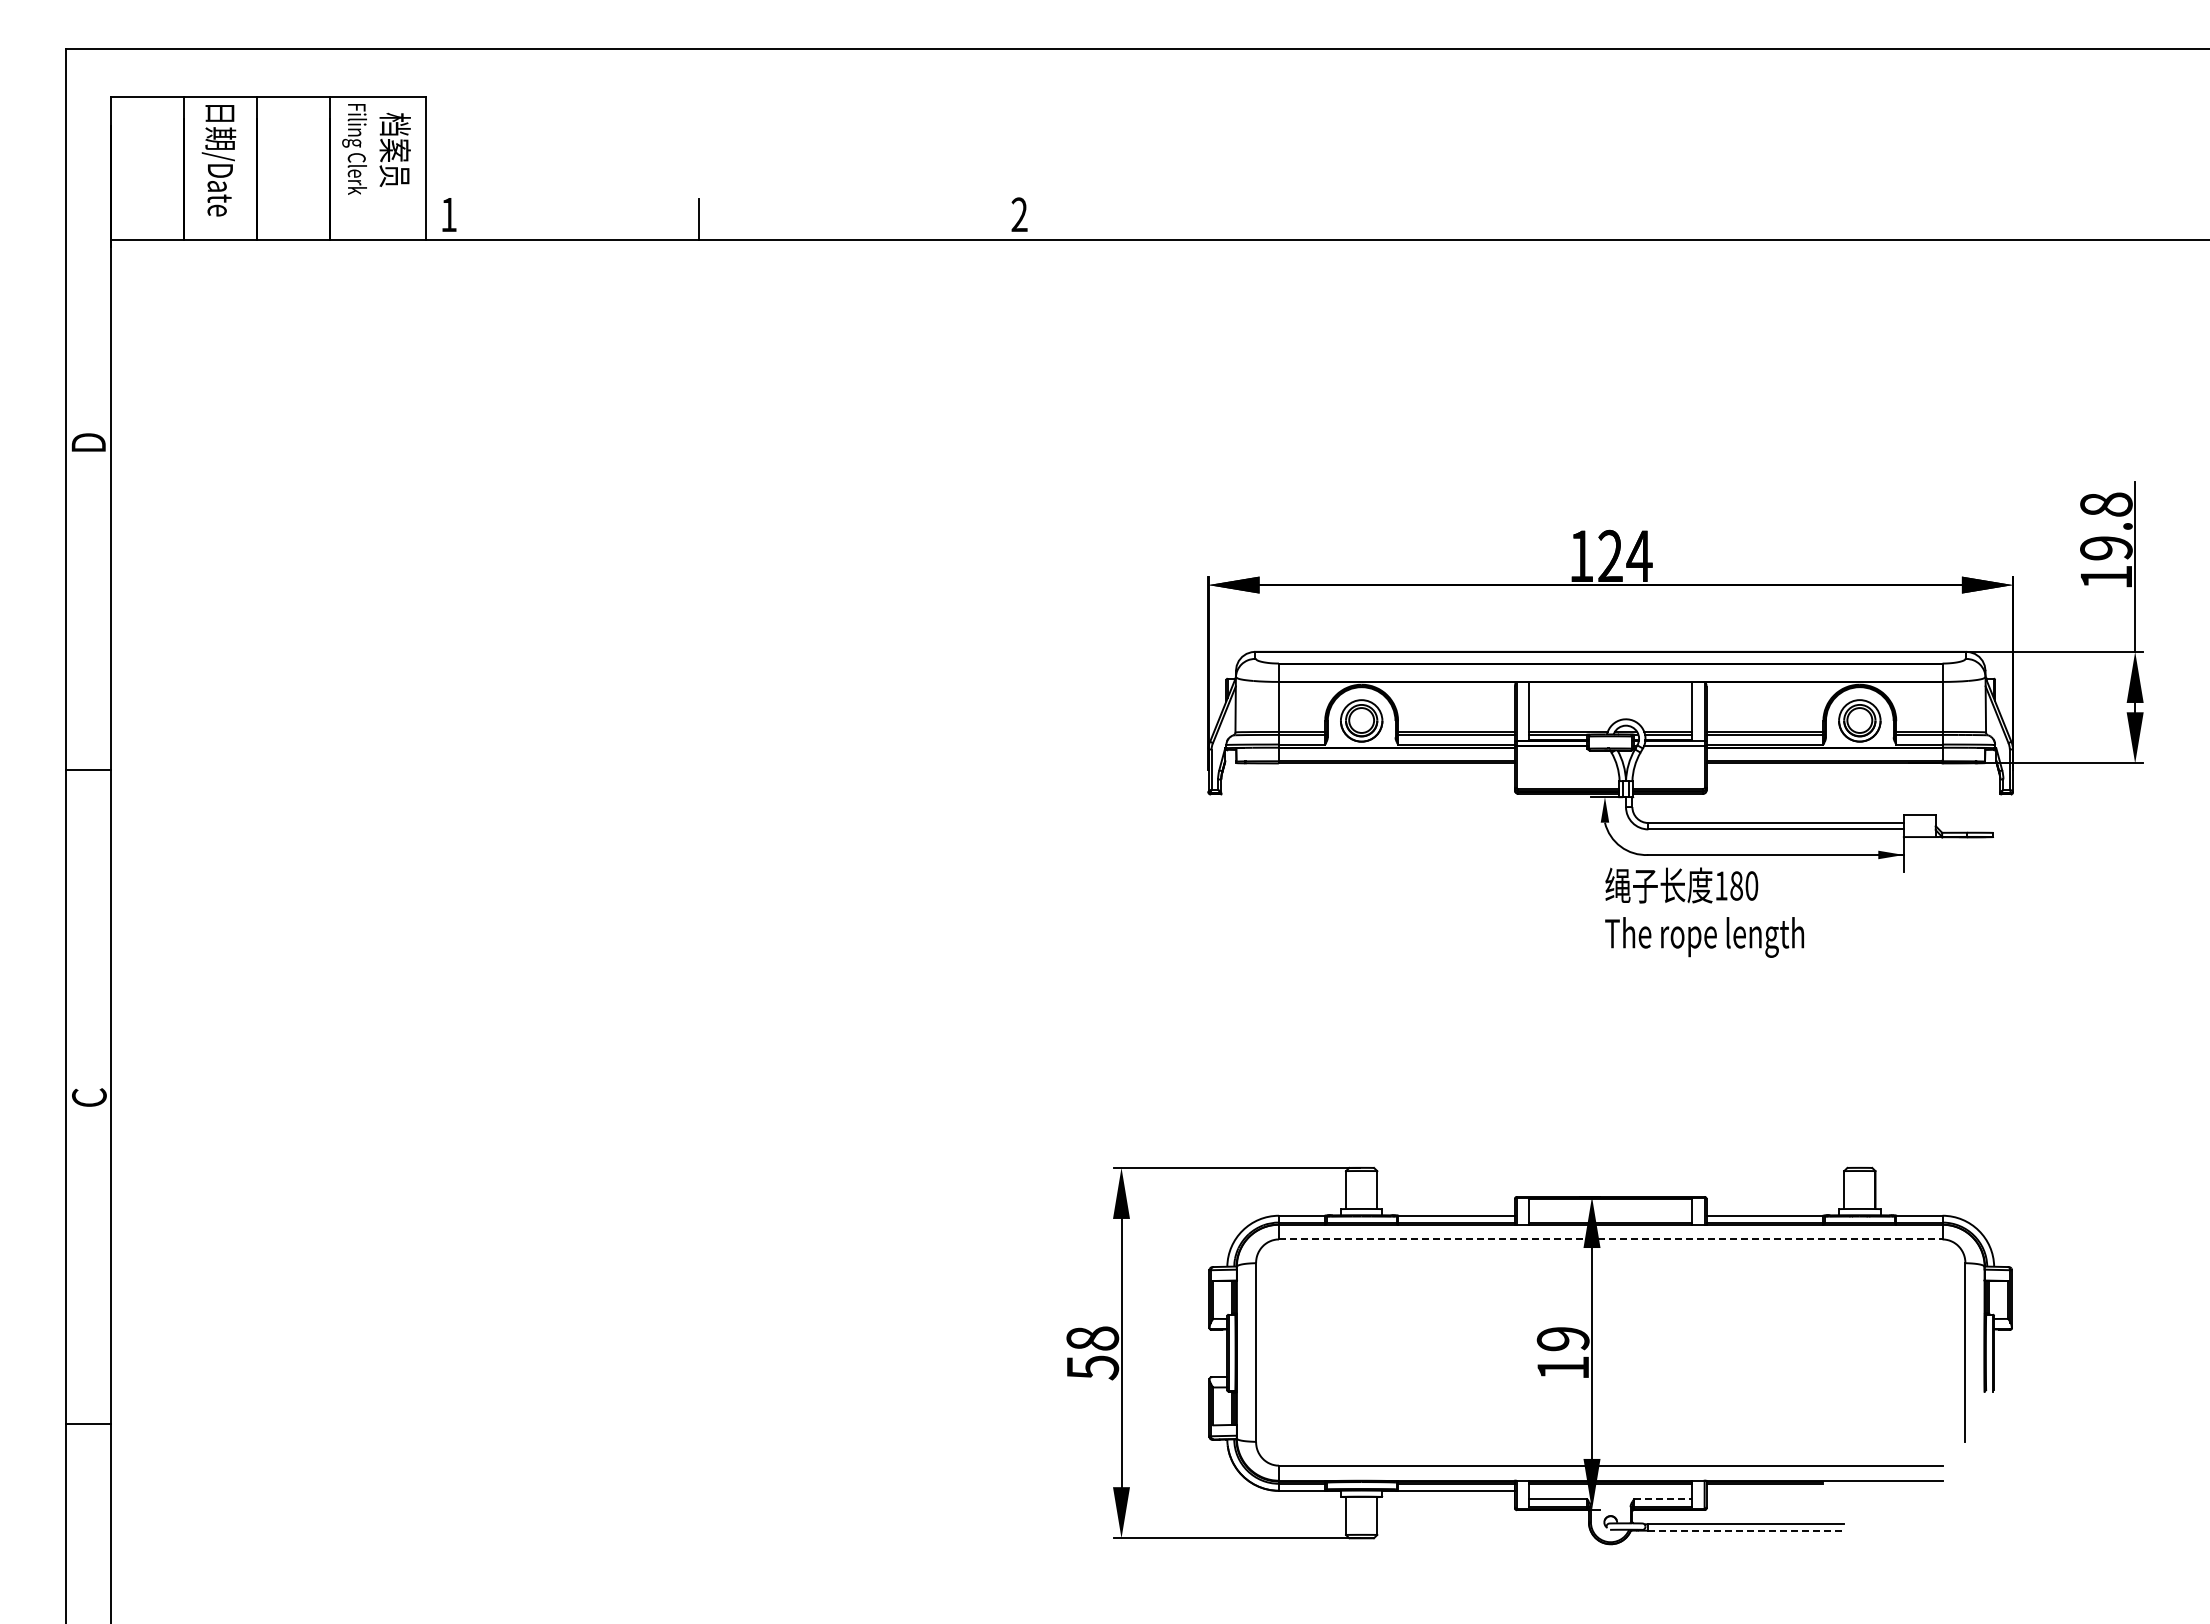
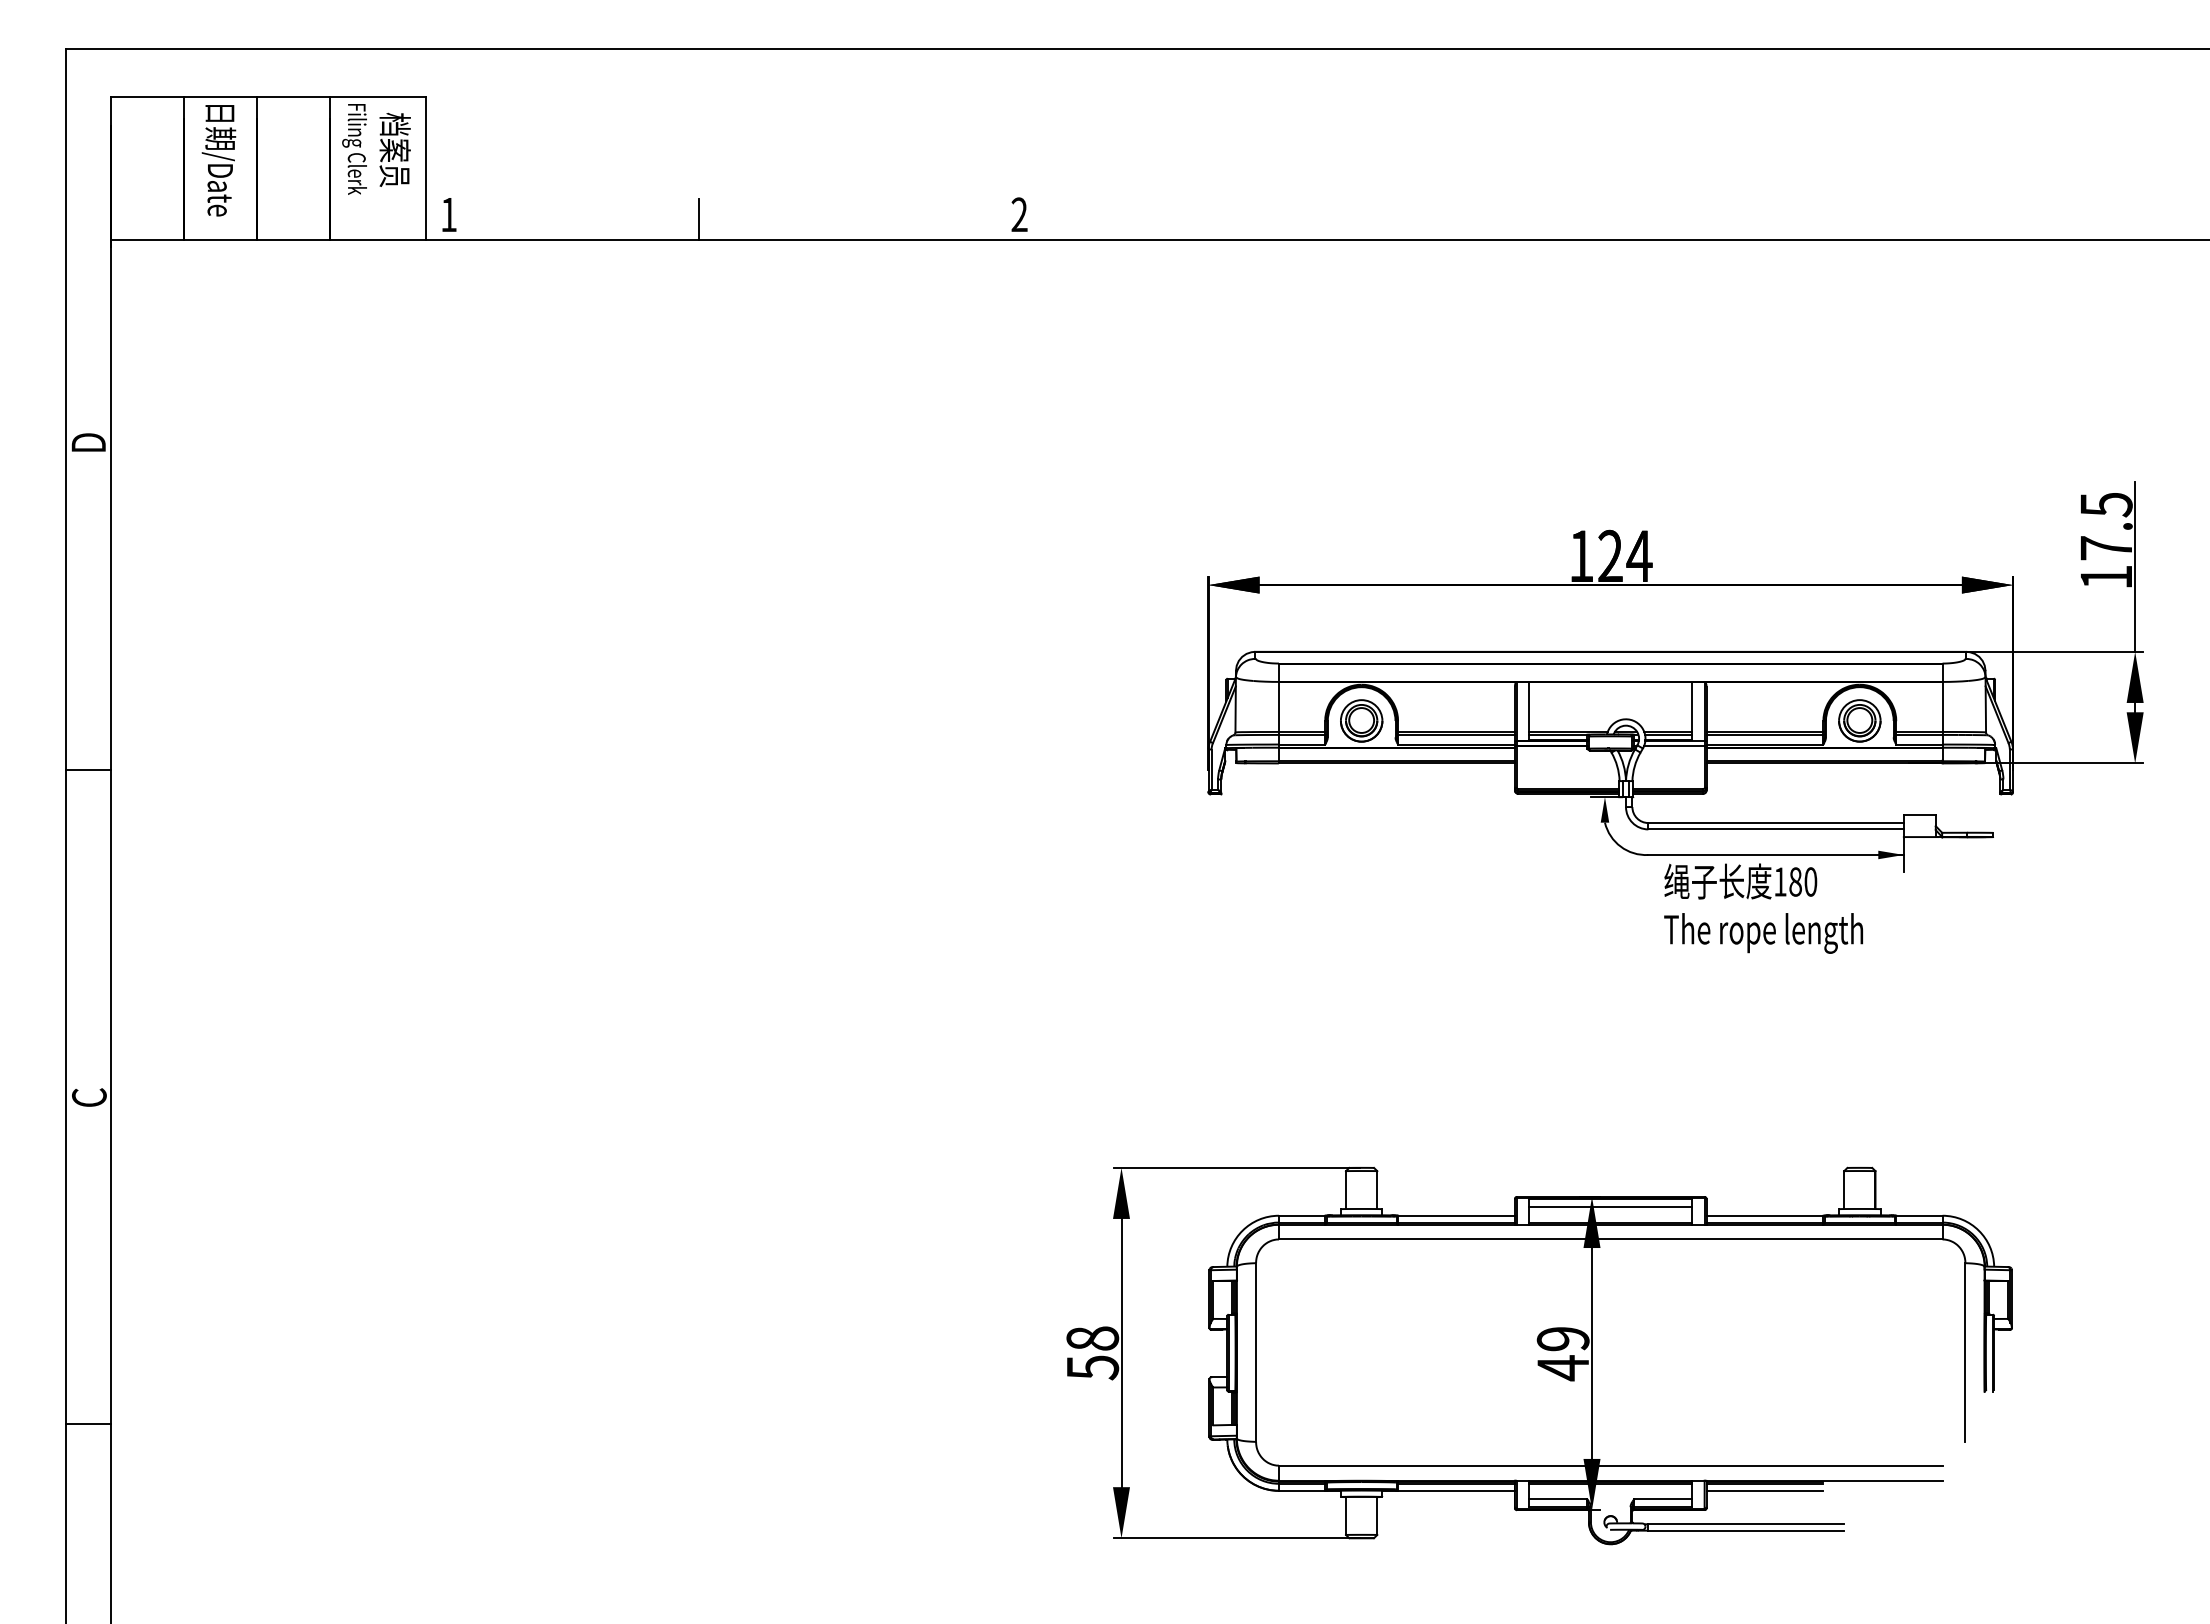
text: 19.8 -> 17.5 (2106, 526)
text position: (1704, 912) -> (1763, 908) (1763, 908)
line: none -> present (1610, 1207)
line: dashed -> solid (1610, 1239)
text: 19 -> 49 (1562, 1368)
line: none -> present (1764, 1490)
line: dashed -> solid (1663, 1499)
line: dashed -> solid (1746, 1530)
